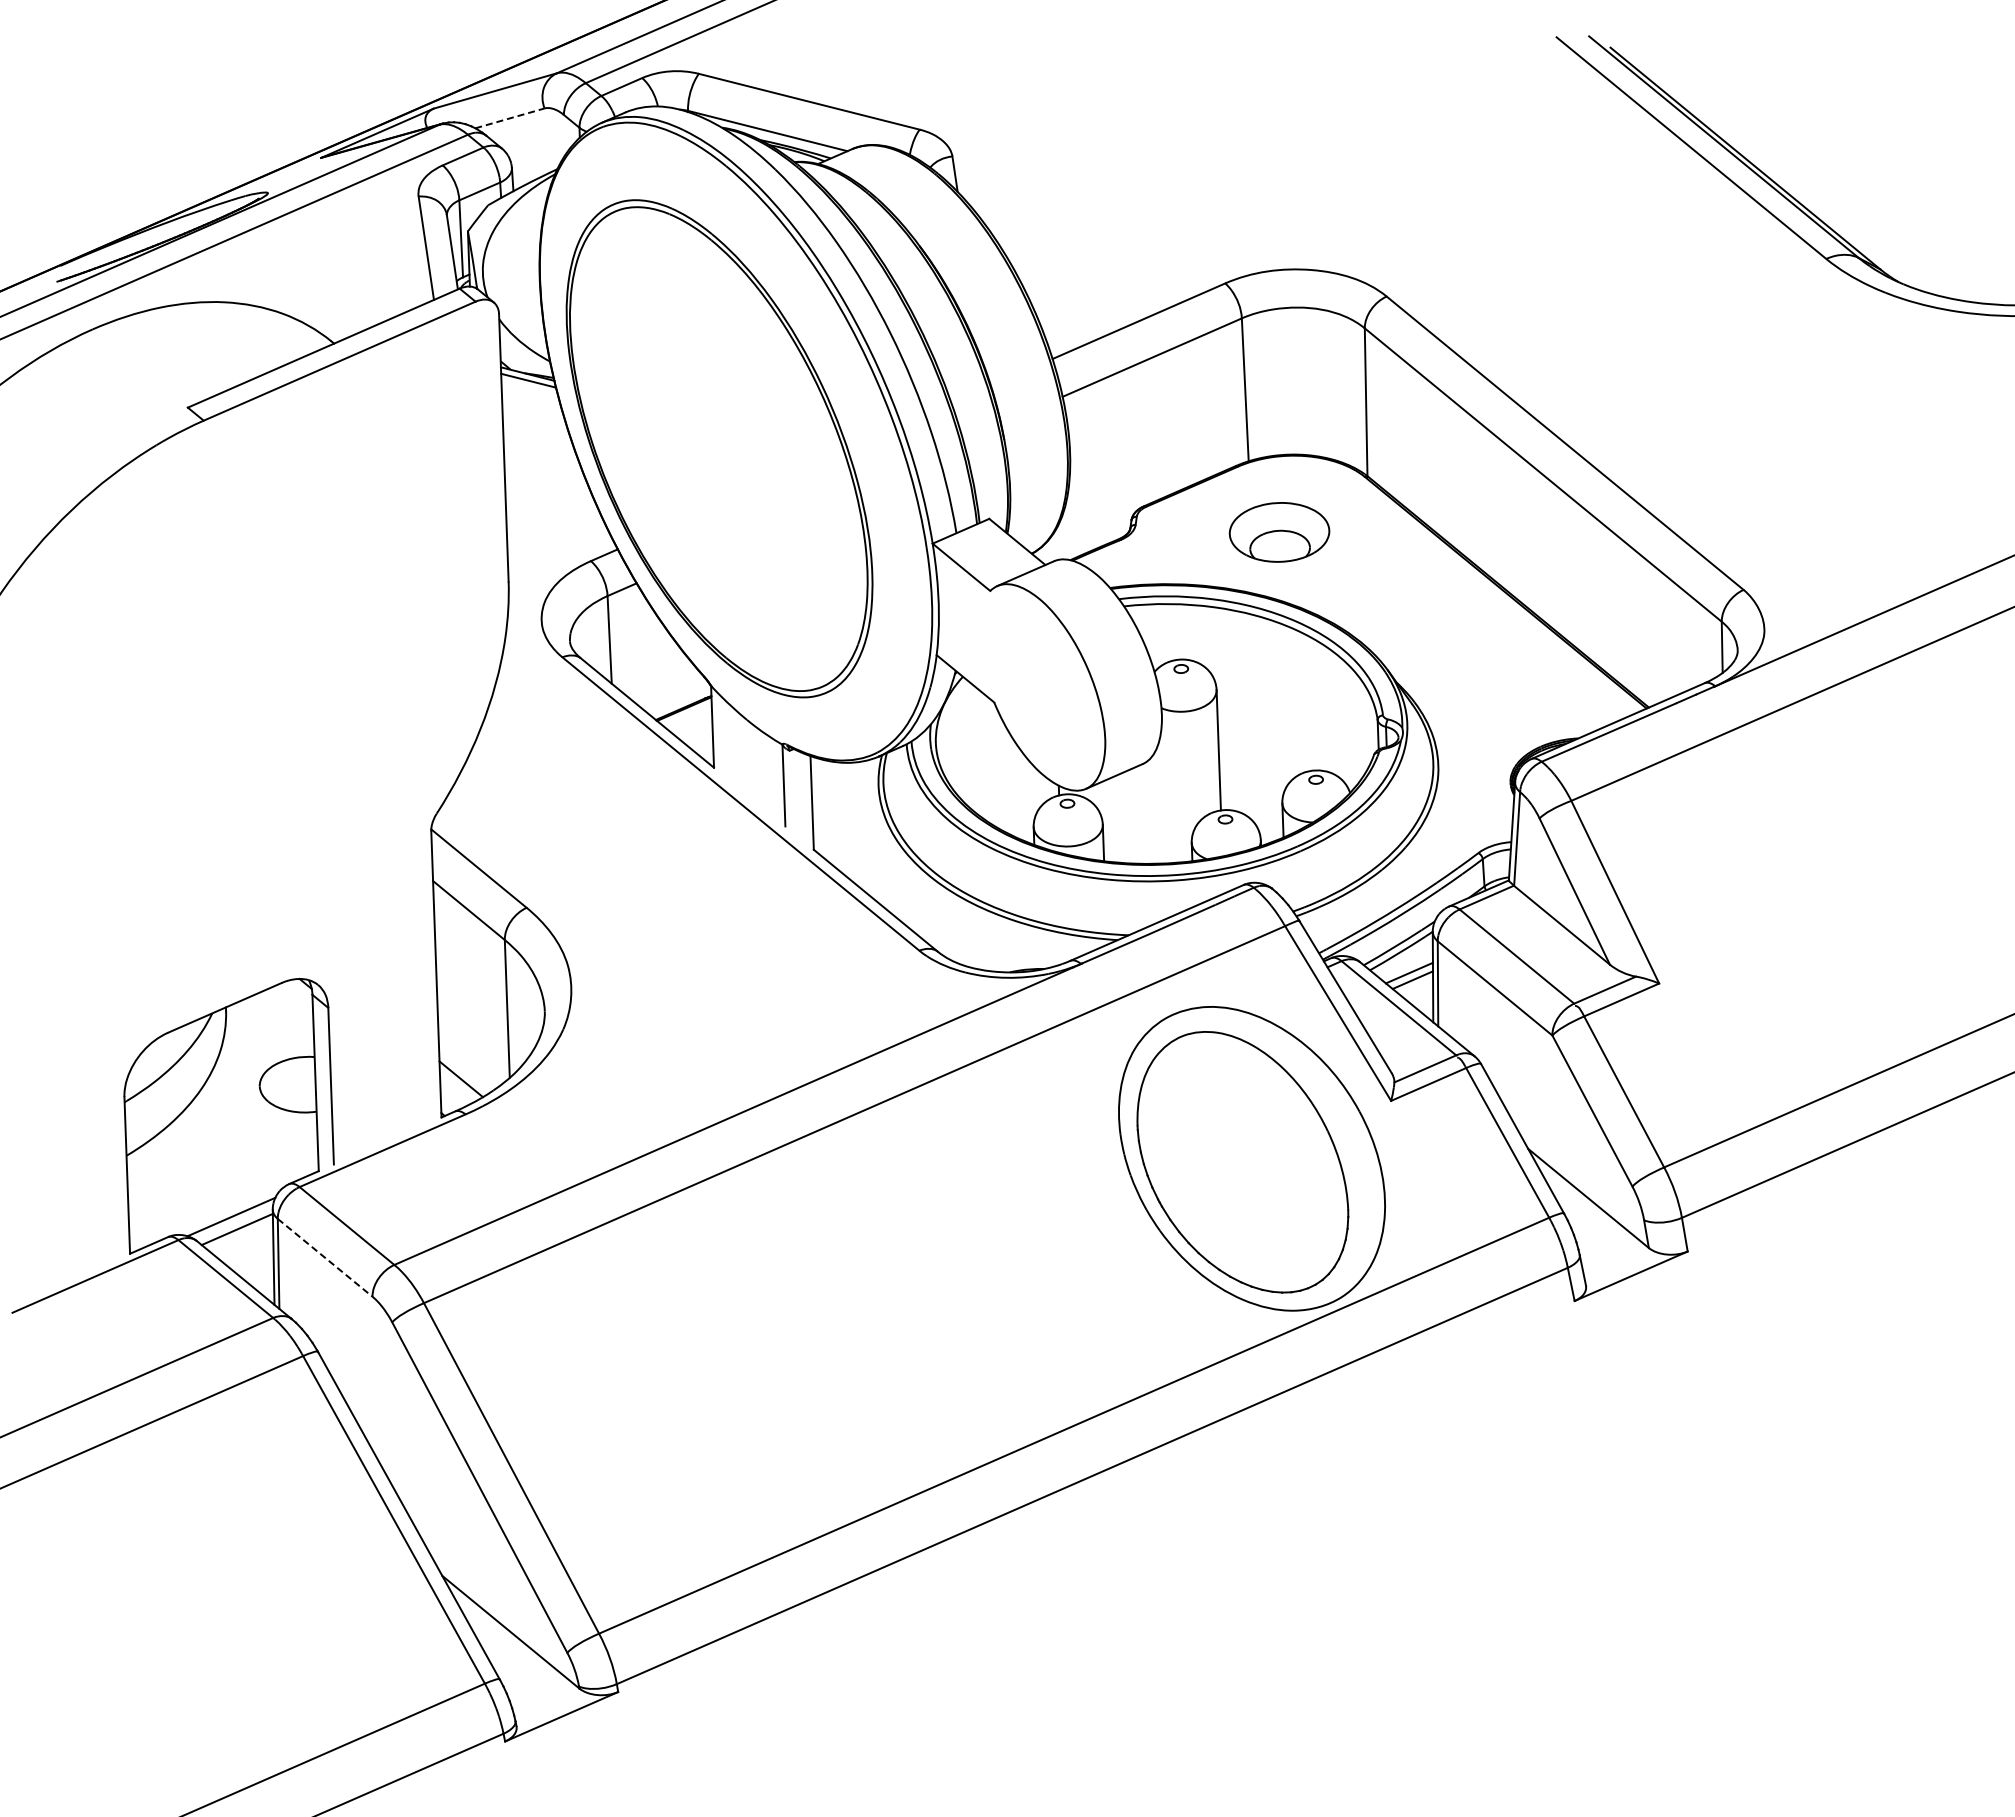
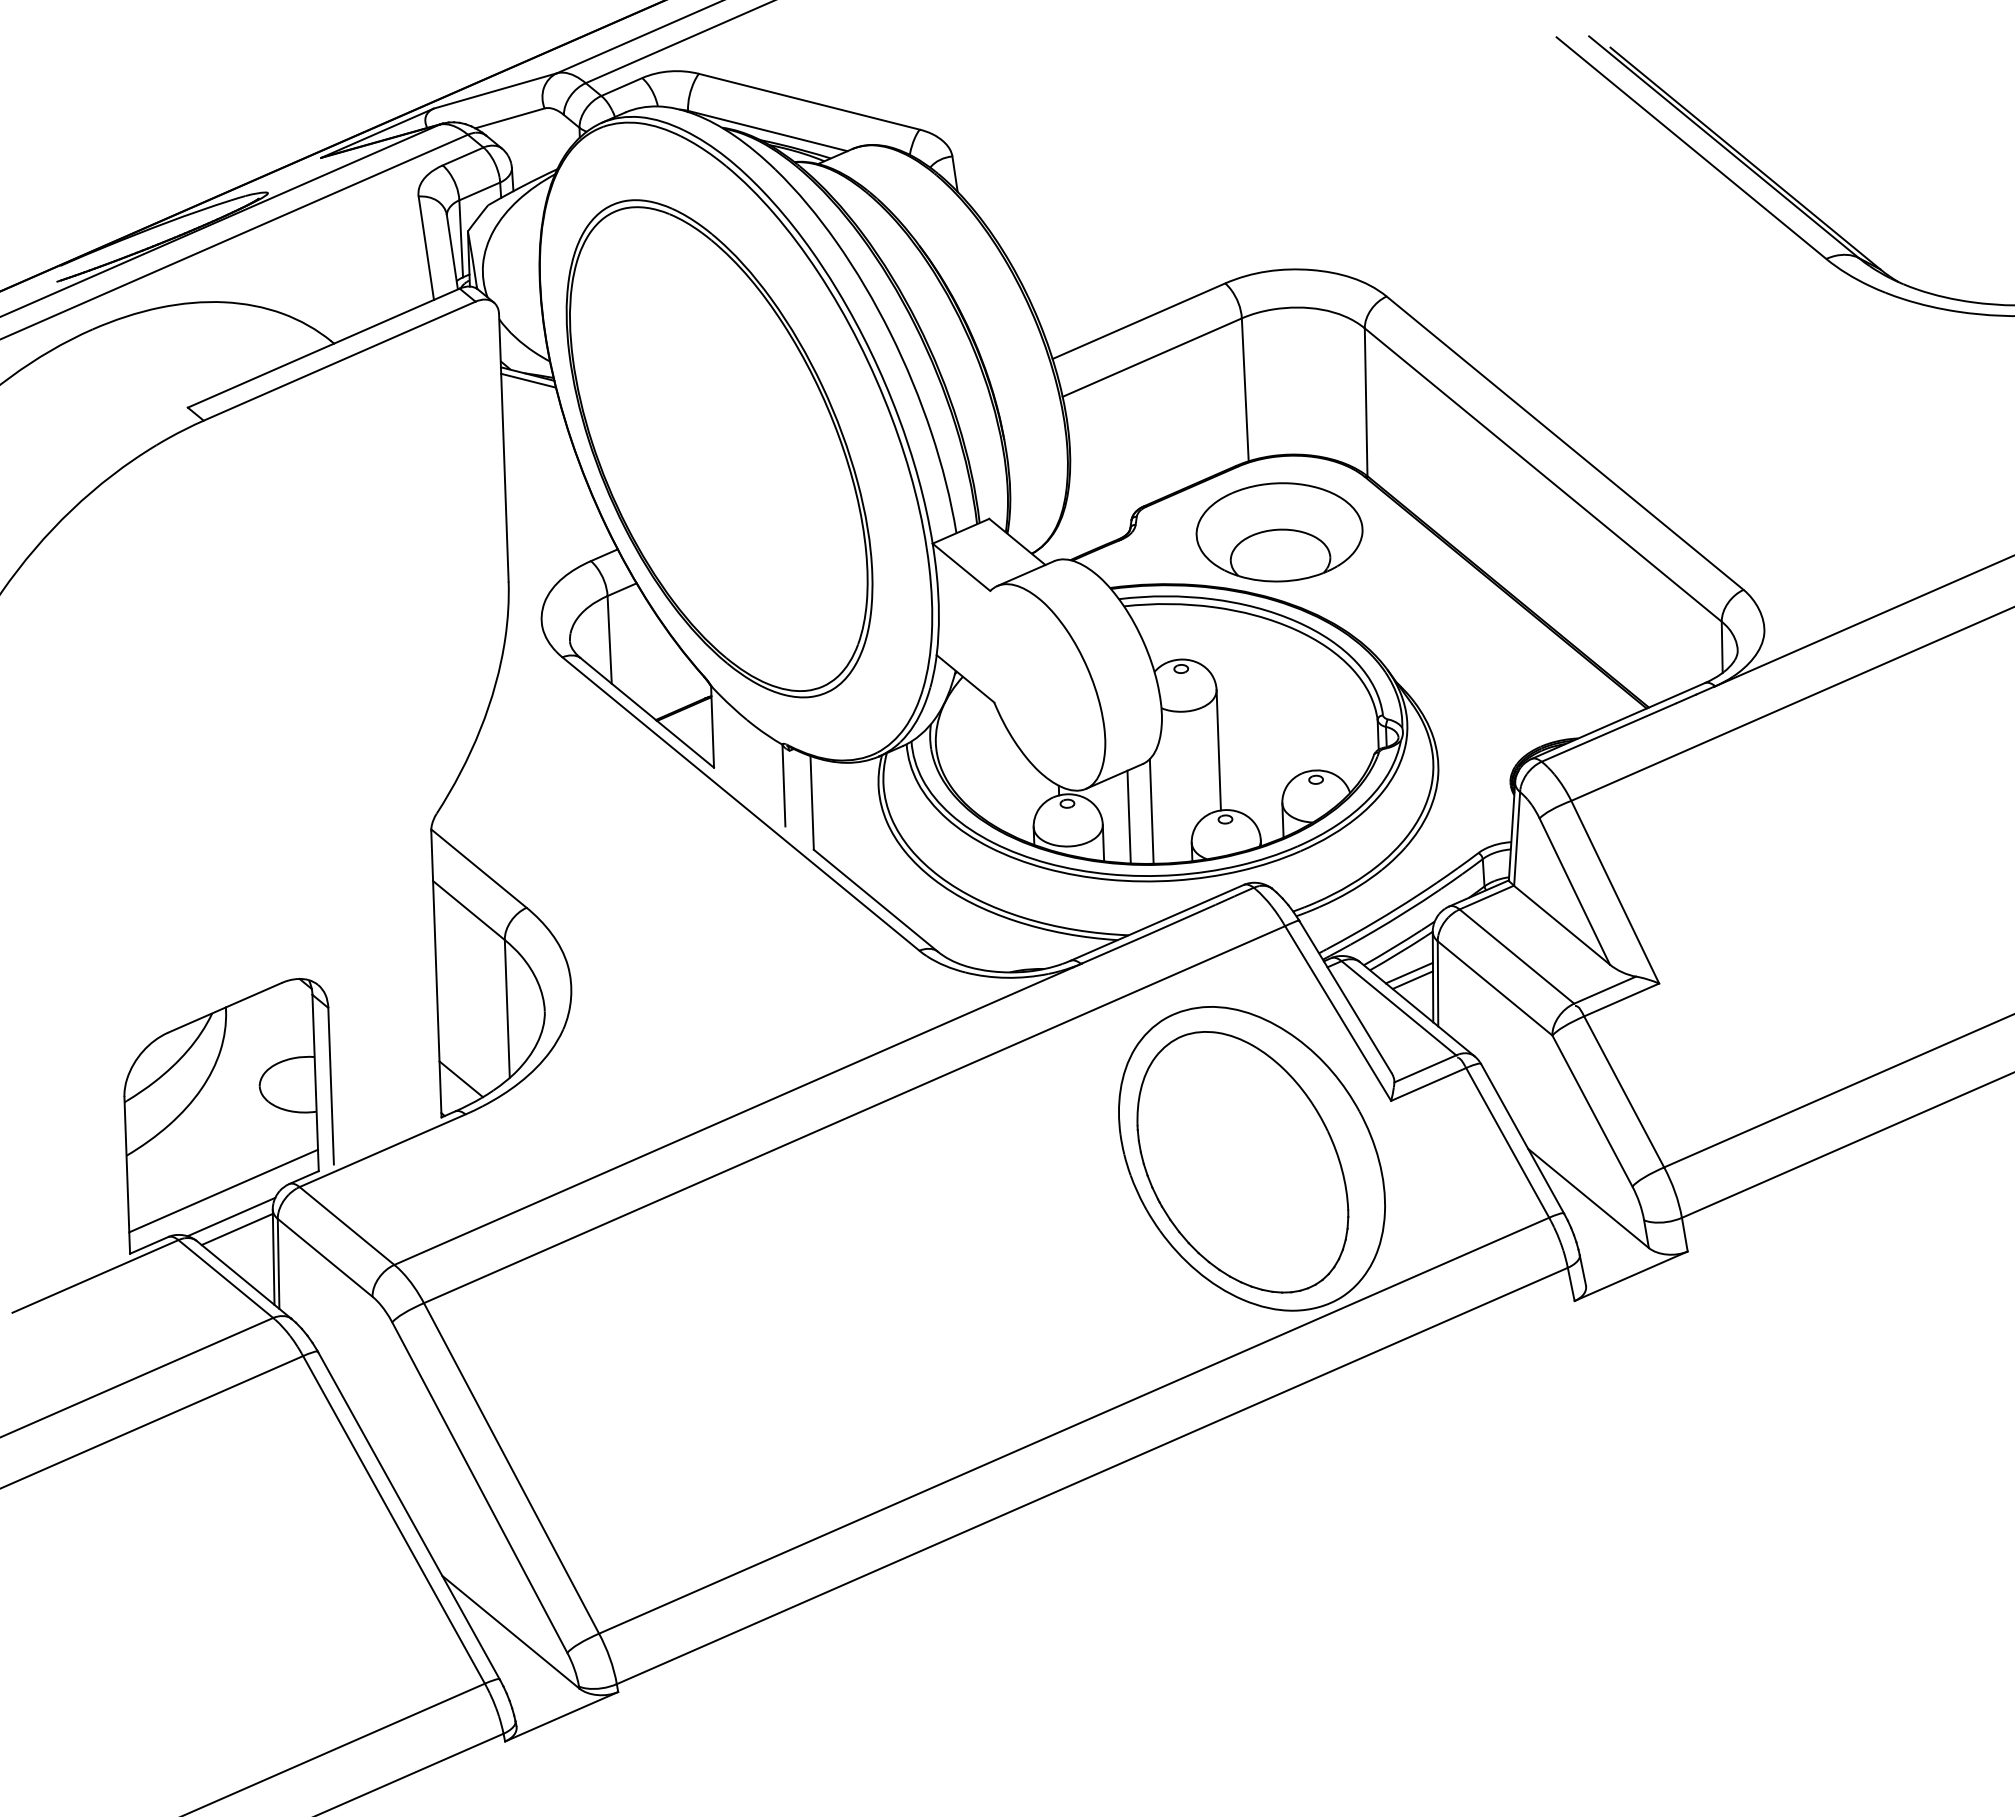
line: dashed -> solid (510, 118)
part size: 103x61 px -> 169x101 px (1279, 532)
line: none -> present (1151, 811)
line: none -> present (1128, 816)
line: none -> present (223, 1190)
line: dashed -> solid (325, 1258)
